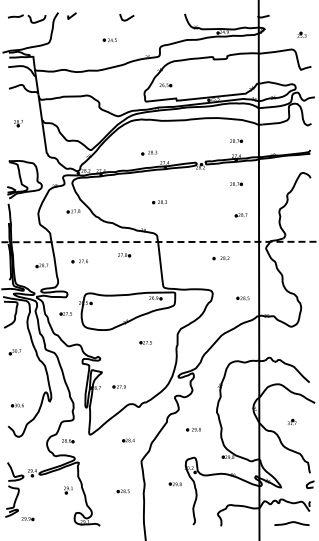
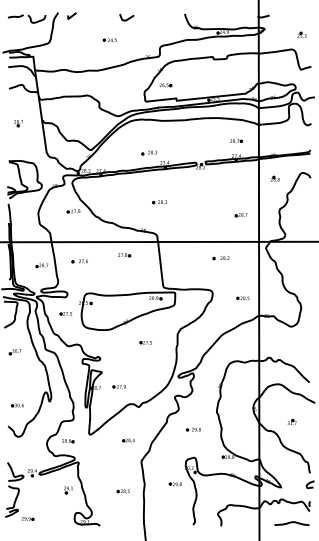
part: none -> present (274, 178)
part: present -> none (236, 183)
line: dashed -> solid (159, 242)
